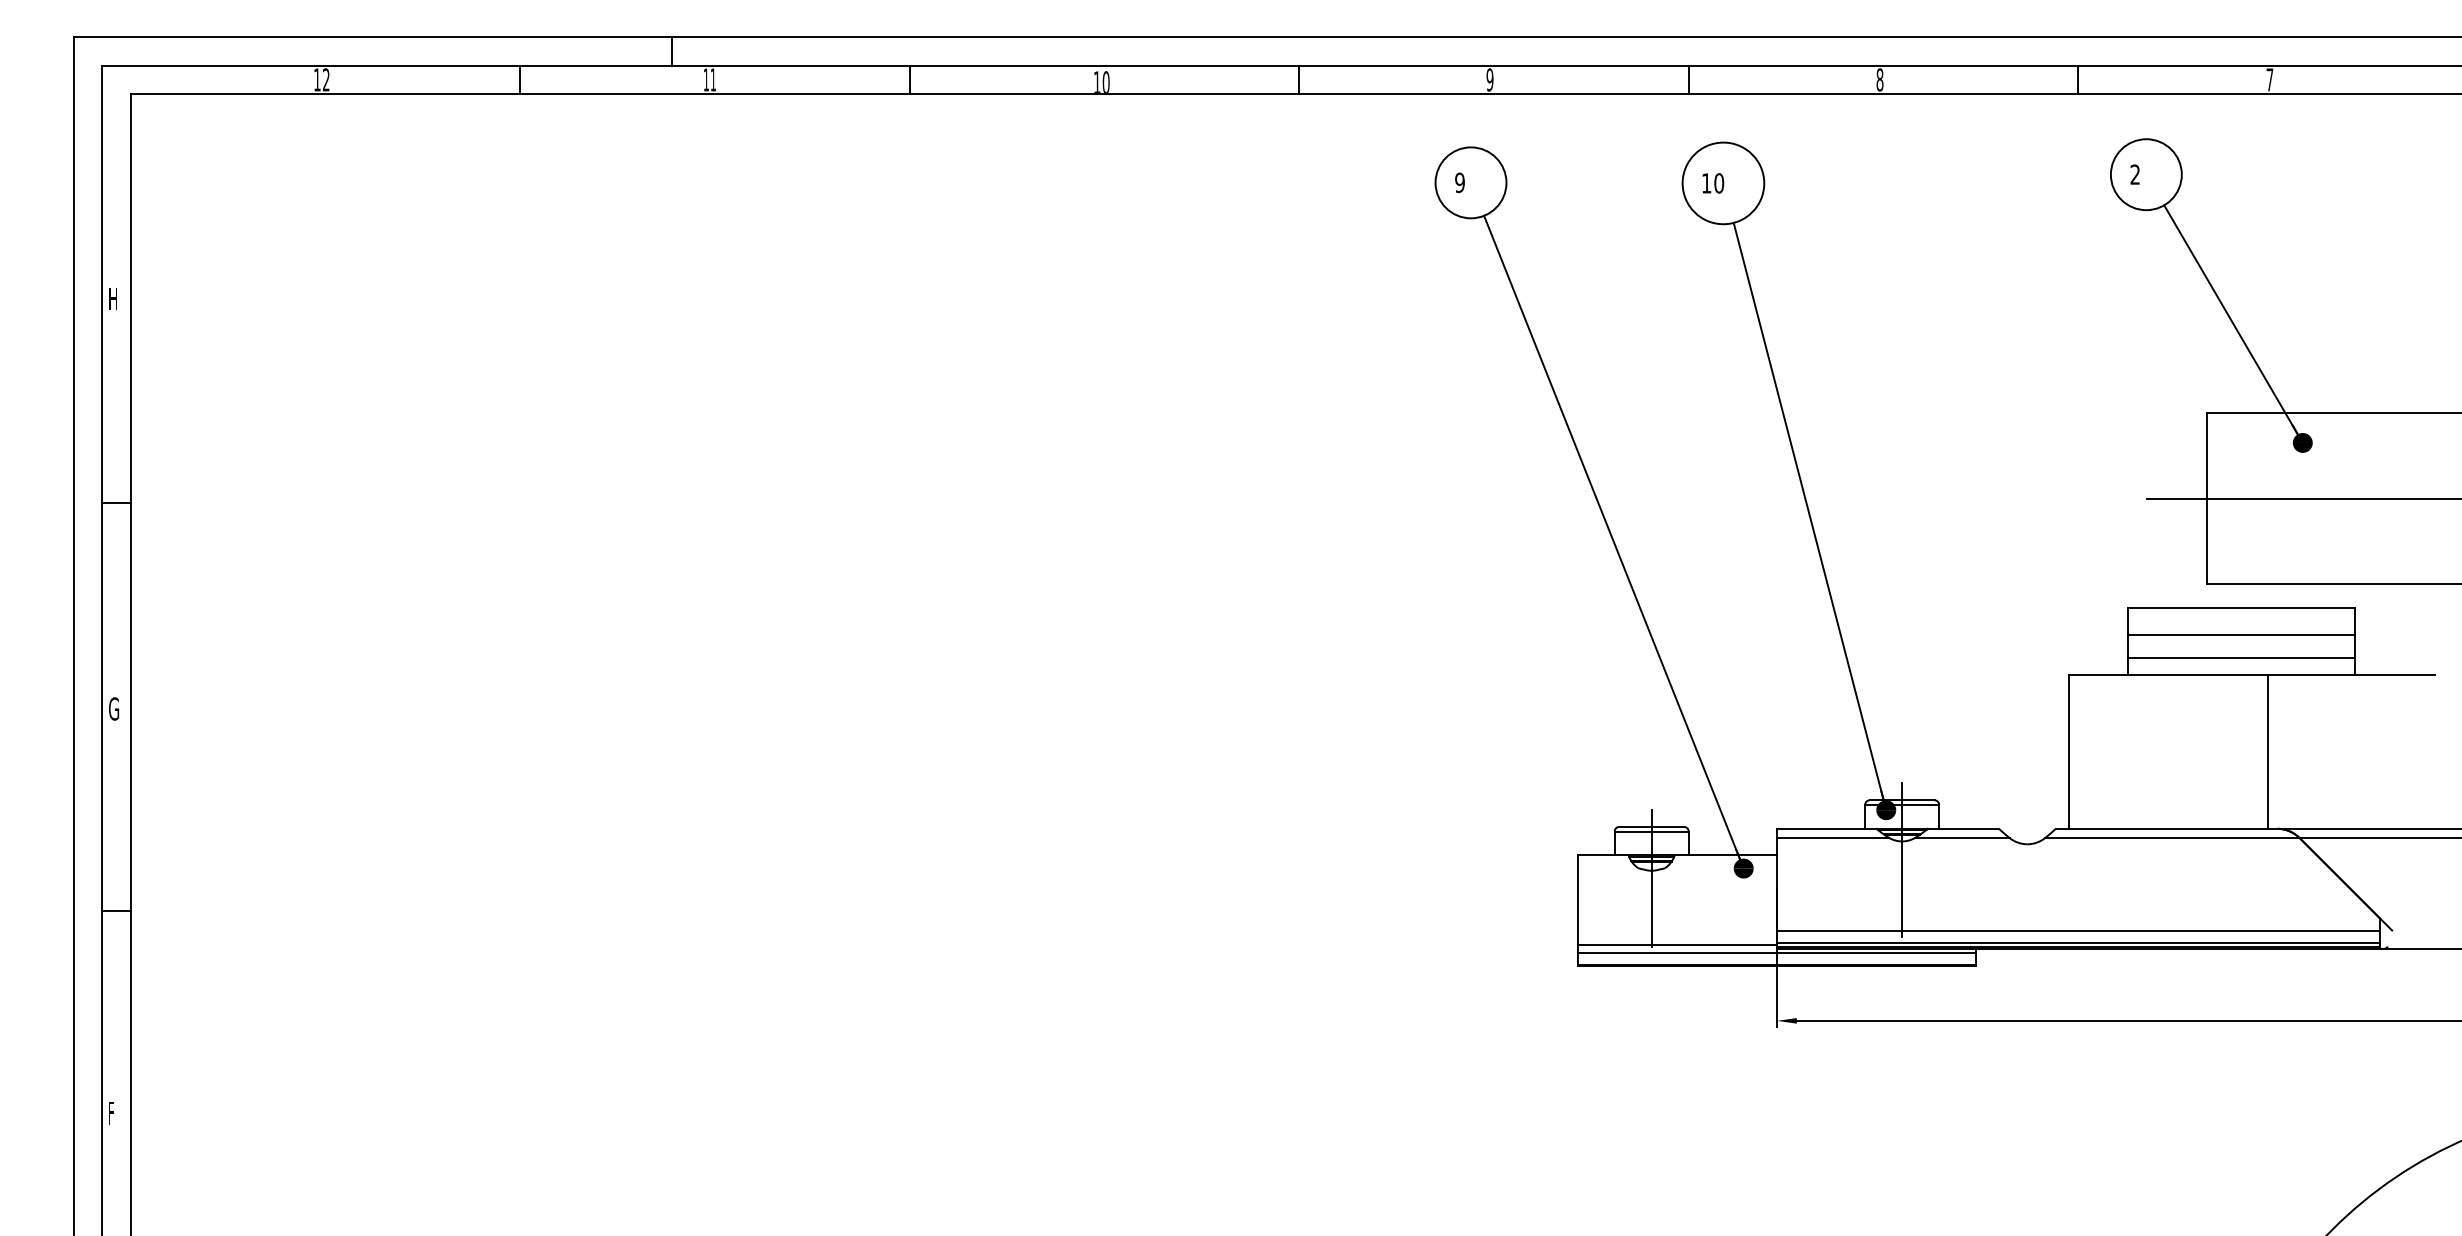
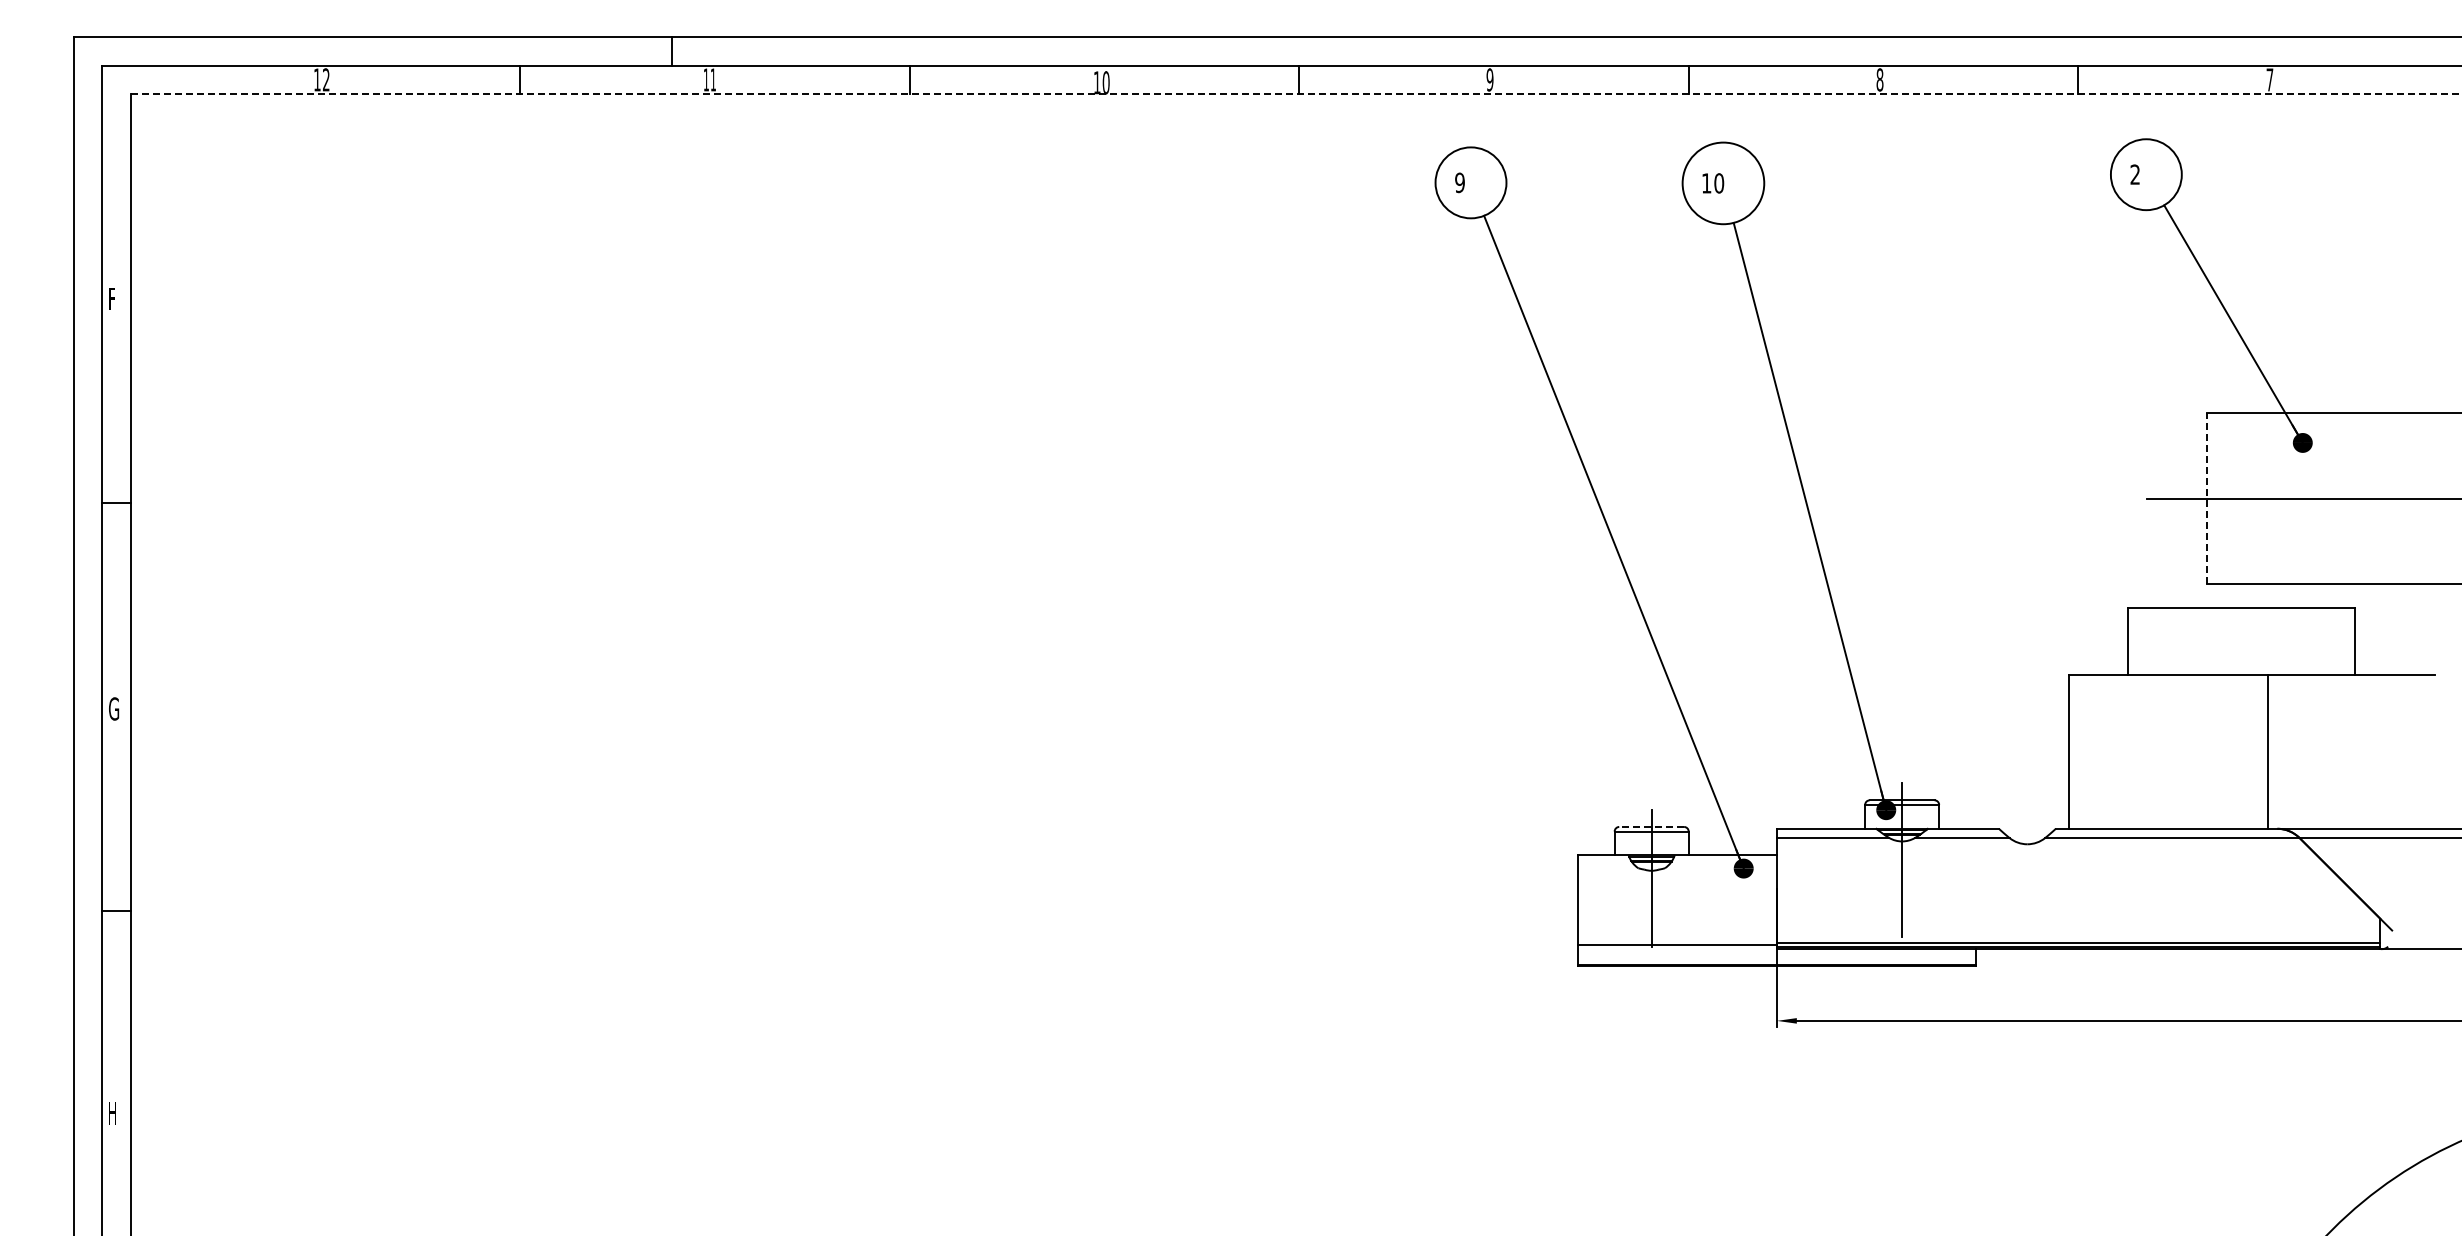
line: solid -> dashed (1296, 94)
text: H -> F (113, 298)
line: solid -> dashed (2207, 498)
line: present -> none (2241, 635)
line: present -> none (2241, 658)
line: solid -> dashed (1651, 826)
line: present -> none (2078, 930)
line: present -> none (1776, 952)
text: F -> H (112, 1113)
